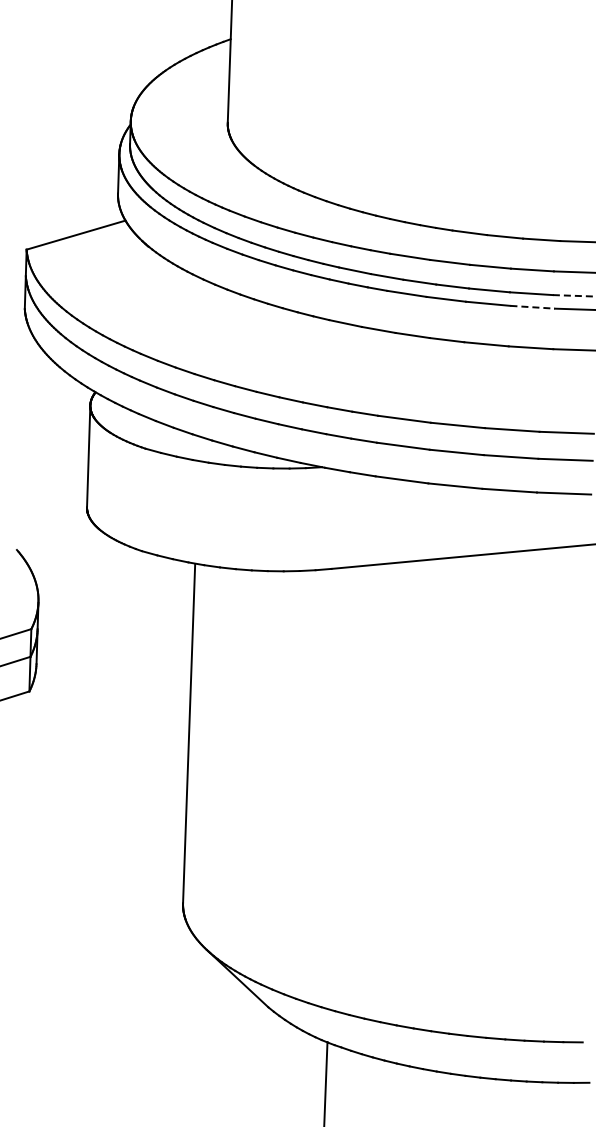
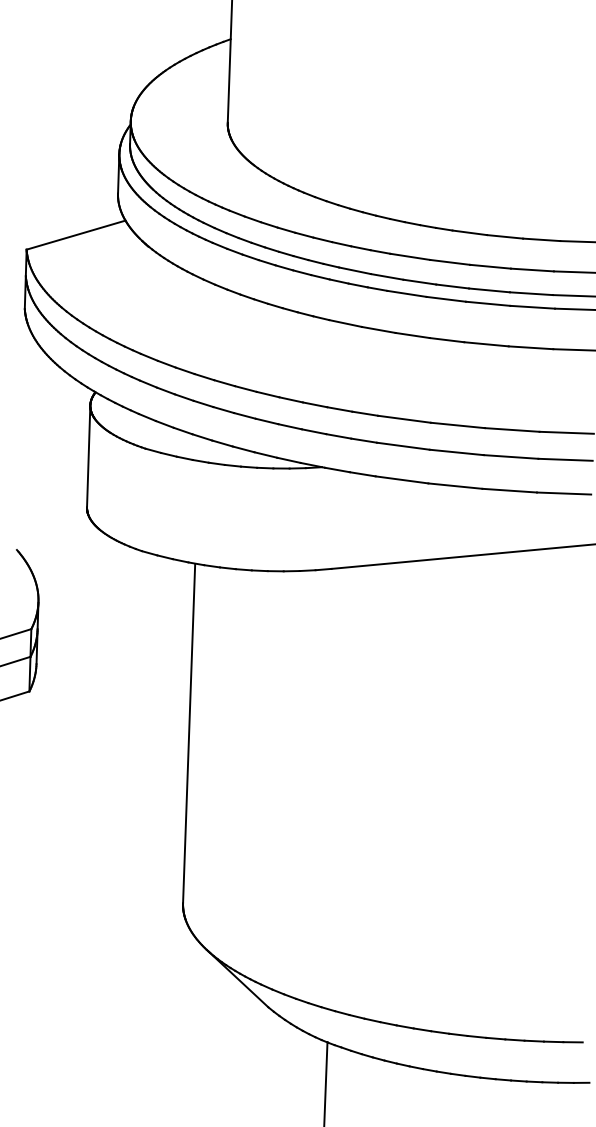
line: dashed -> solid (574, 295)
line: dashed -> solid (533, 307)
